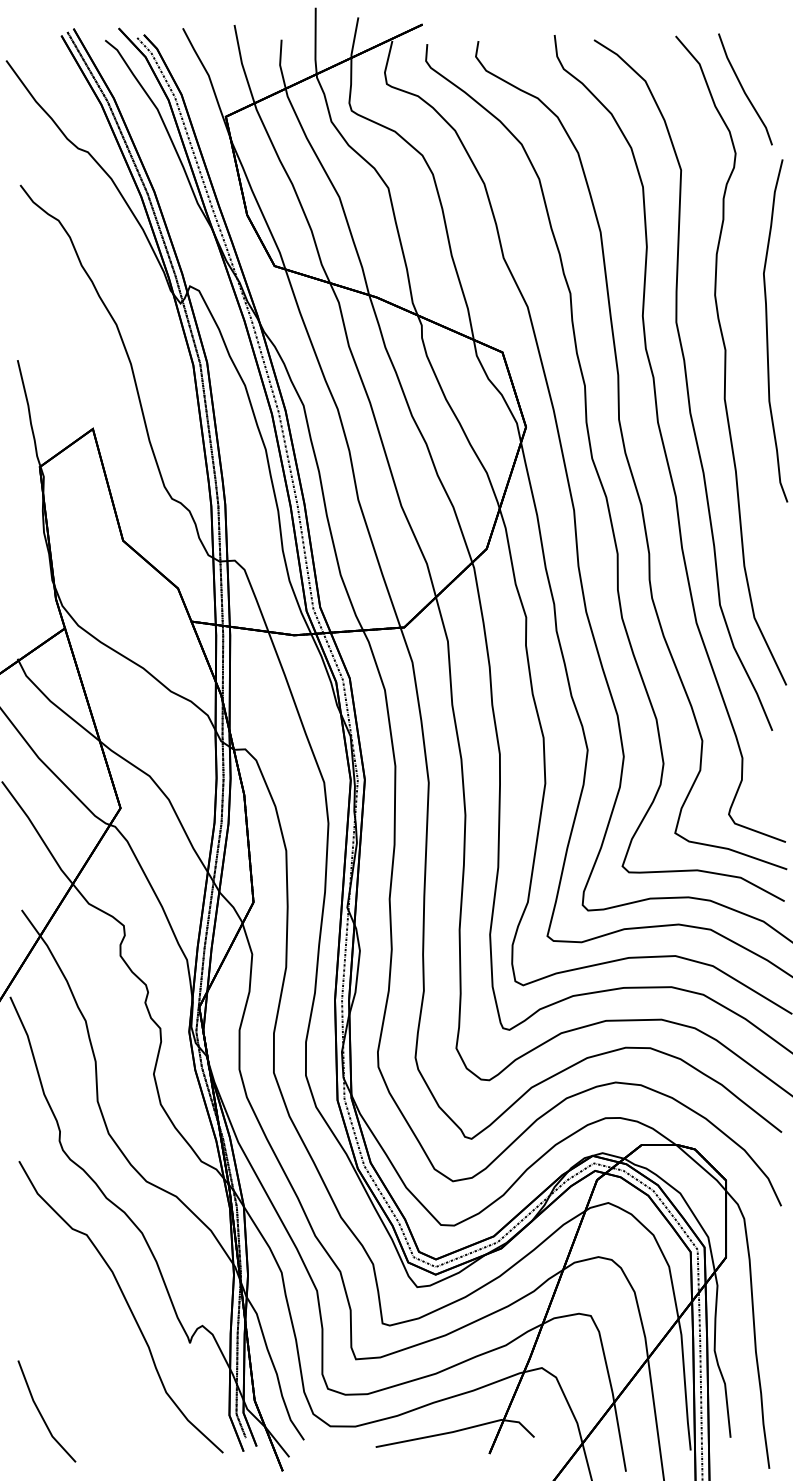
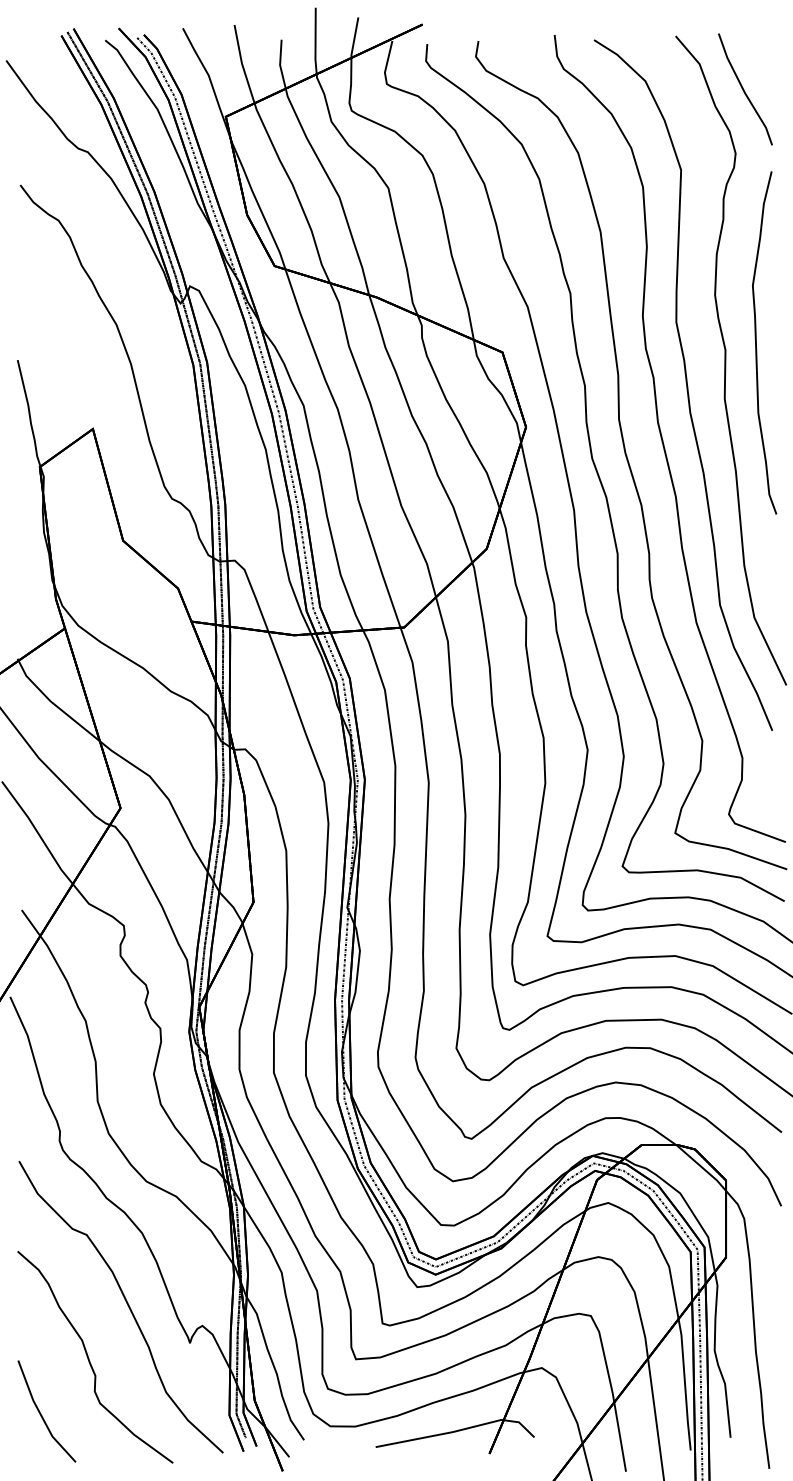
curve position: (767, 330) -> (756, 342) (756, 342)
part: none -> present (89, 1358)
